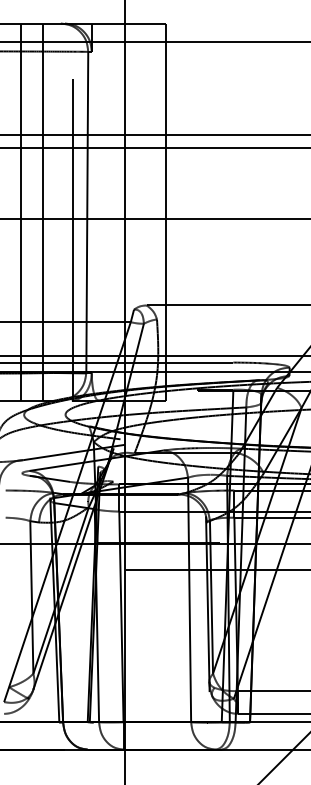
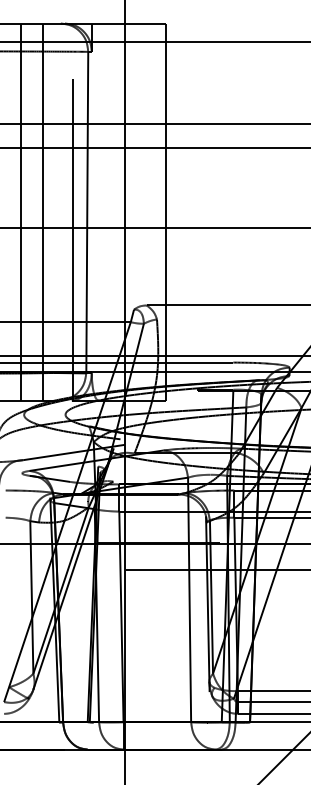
line position: (154, 135) -> (154, 124) (154, 124)
line position: (154, 218) -> (154, 227) (154, 227)
line: none -> present (272, 702)
